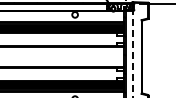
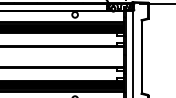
line: dashed -> solid (132, 54)
